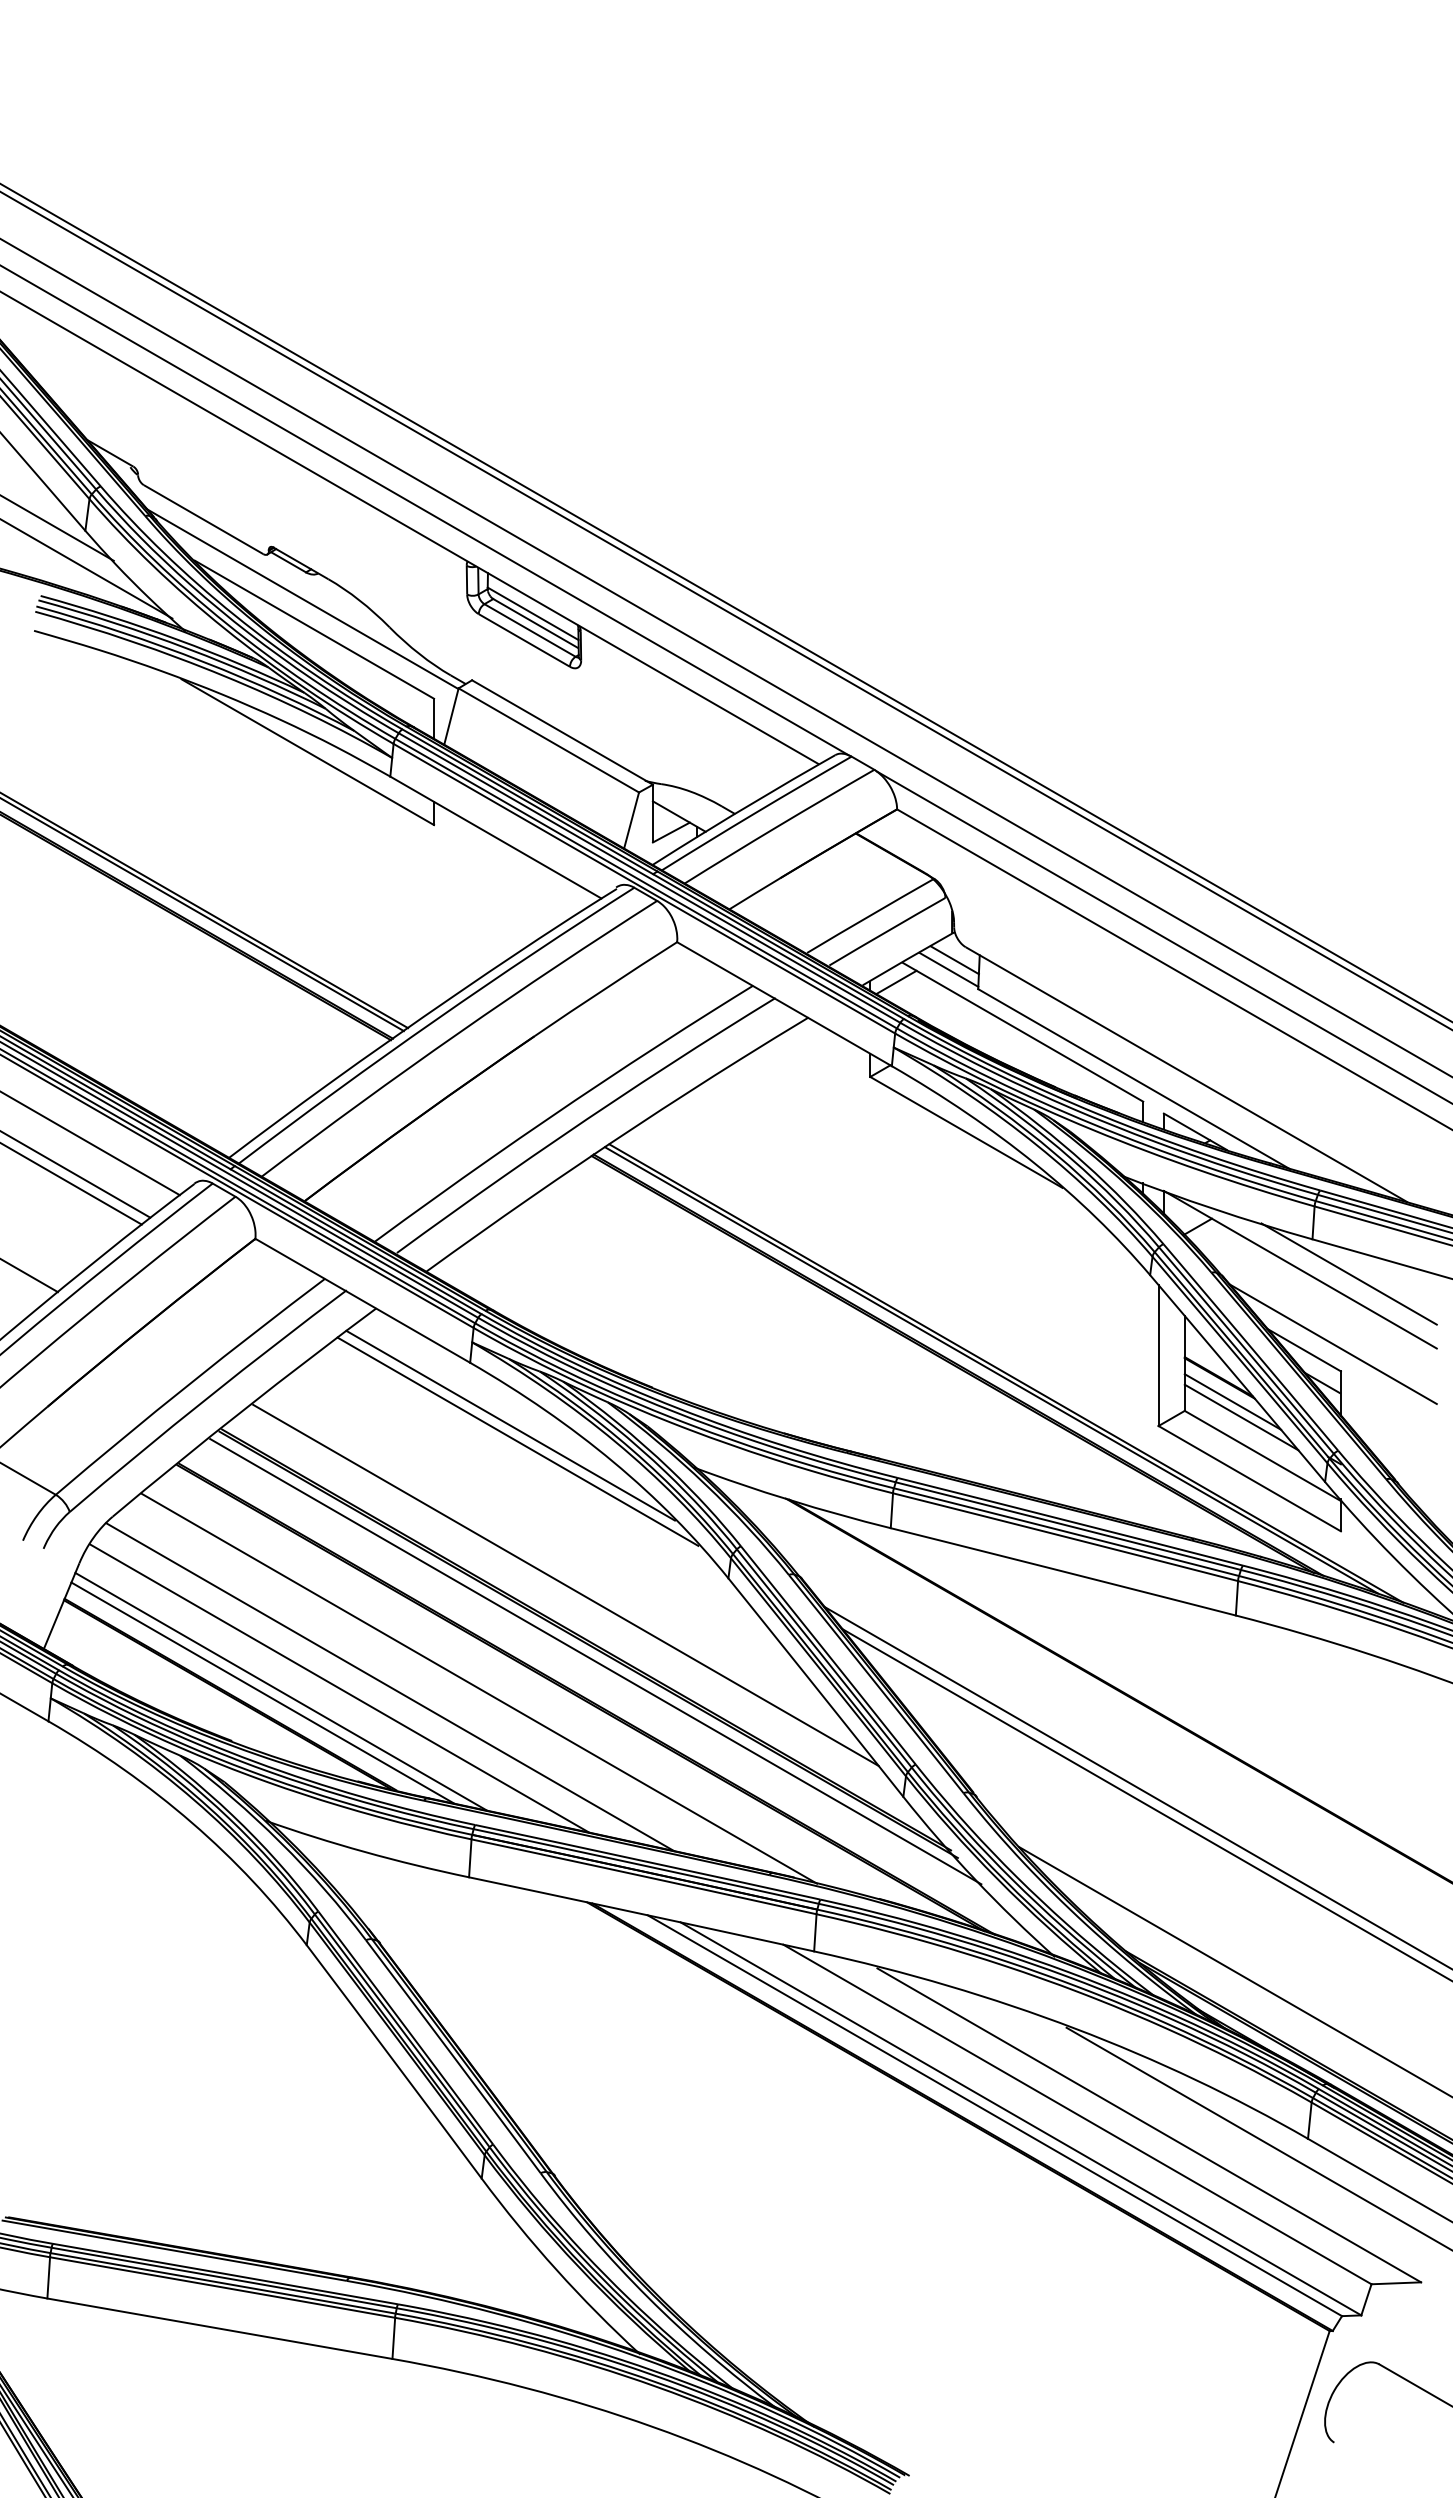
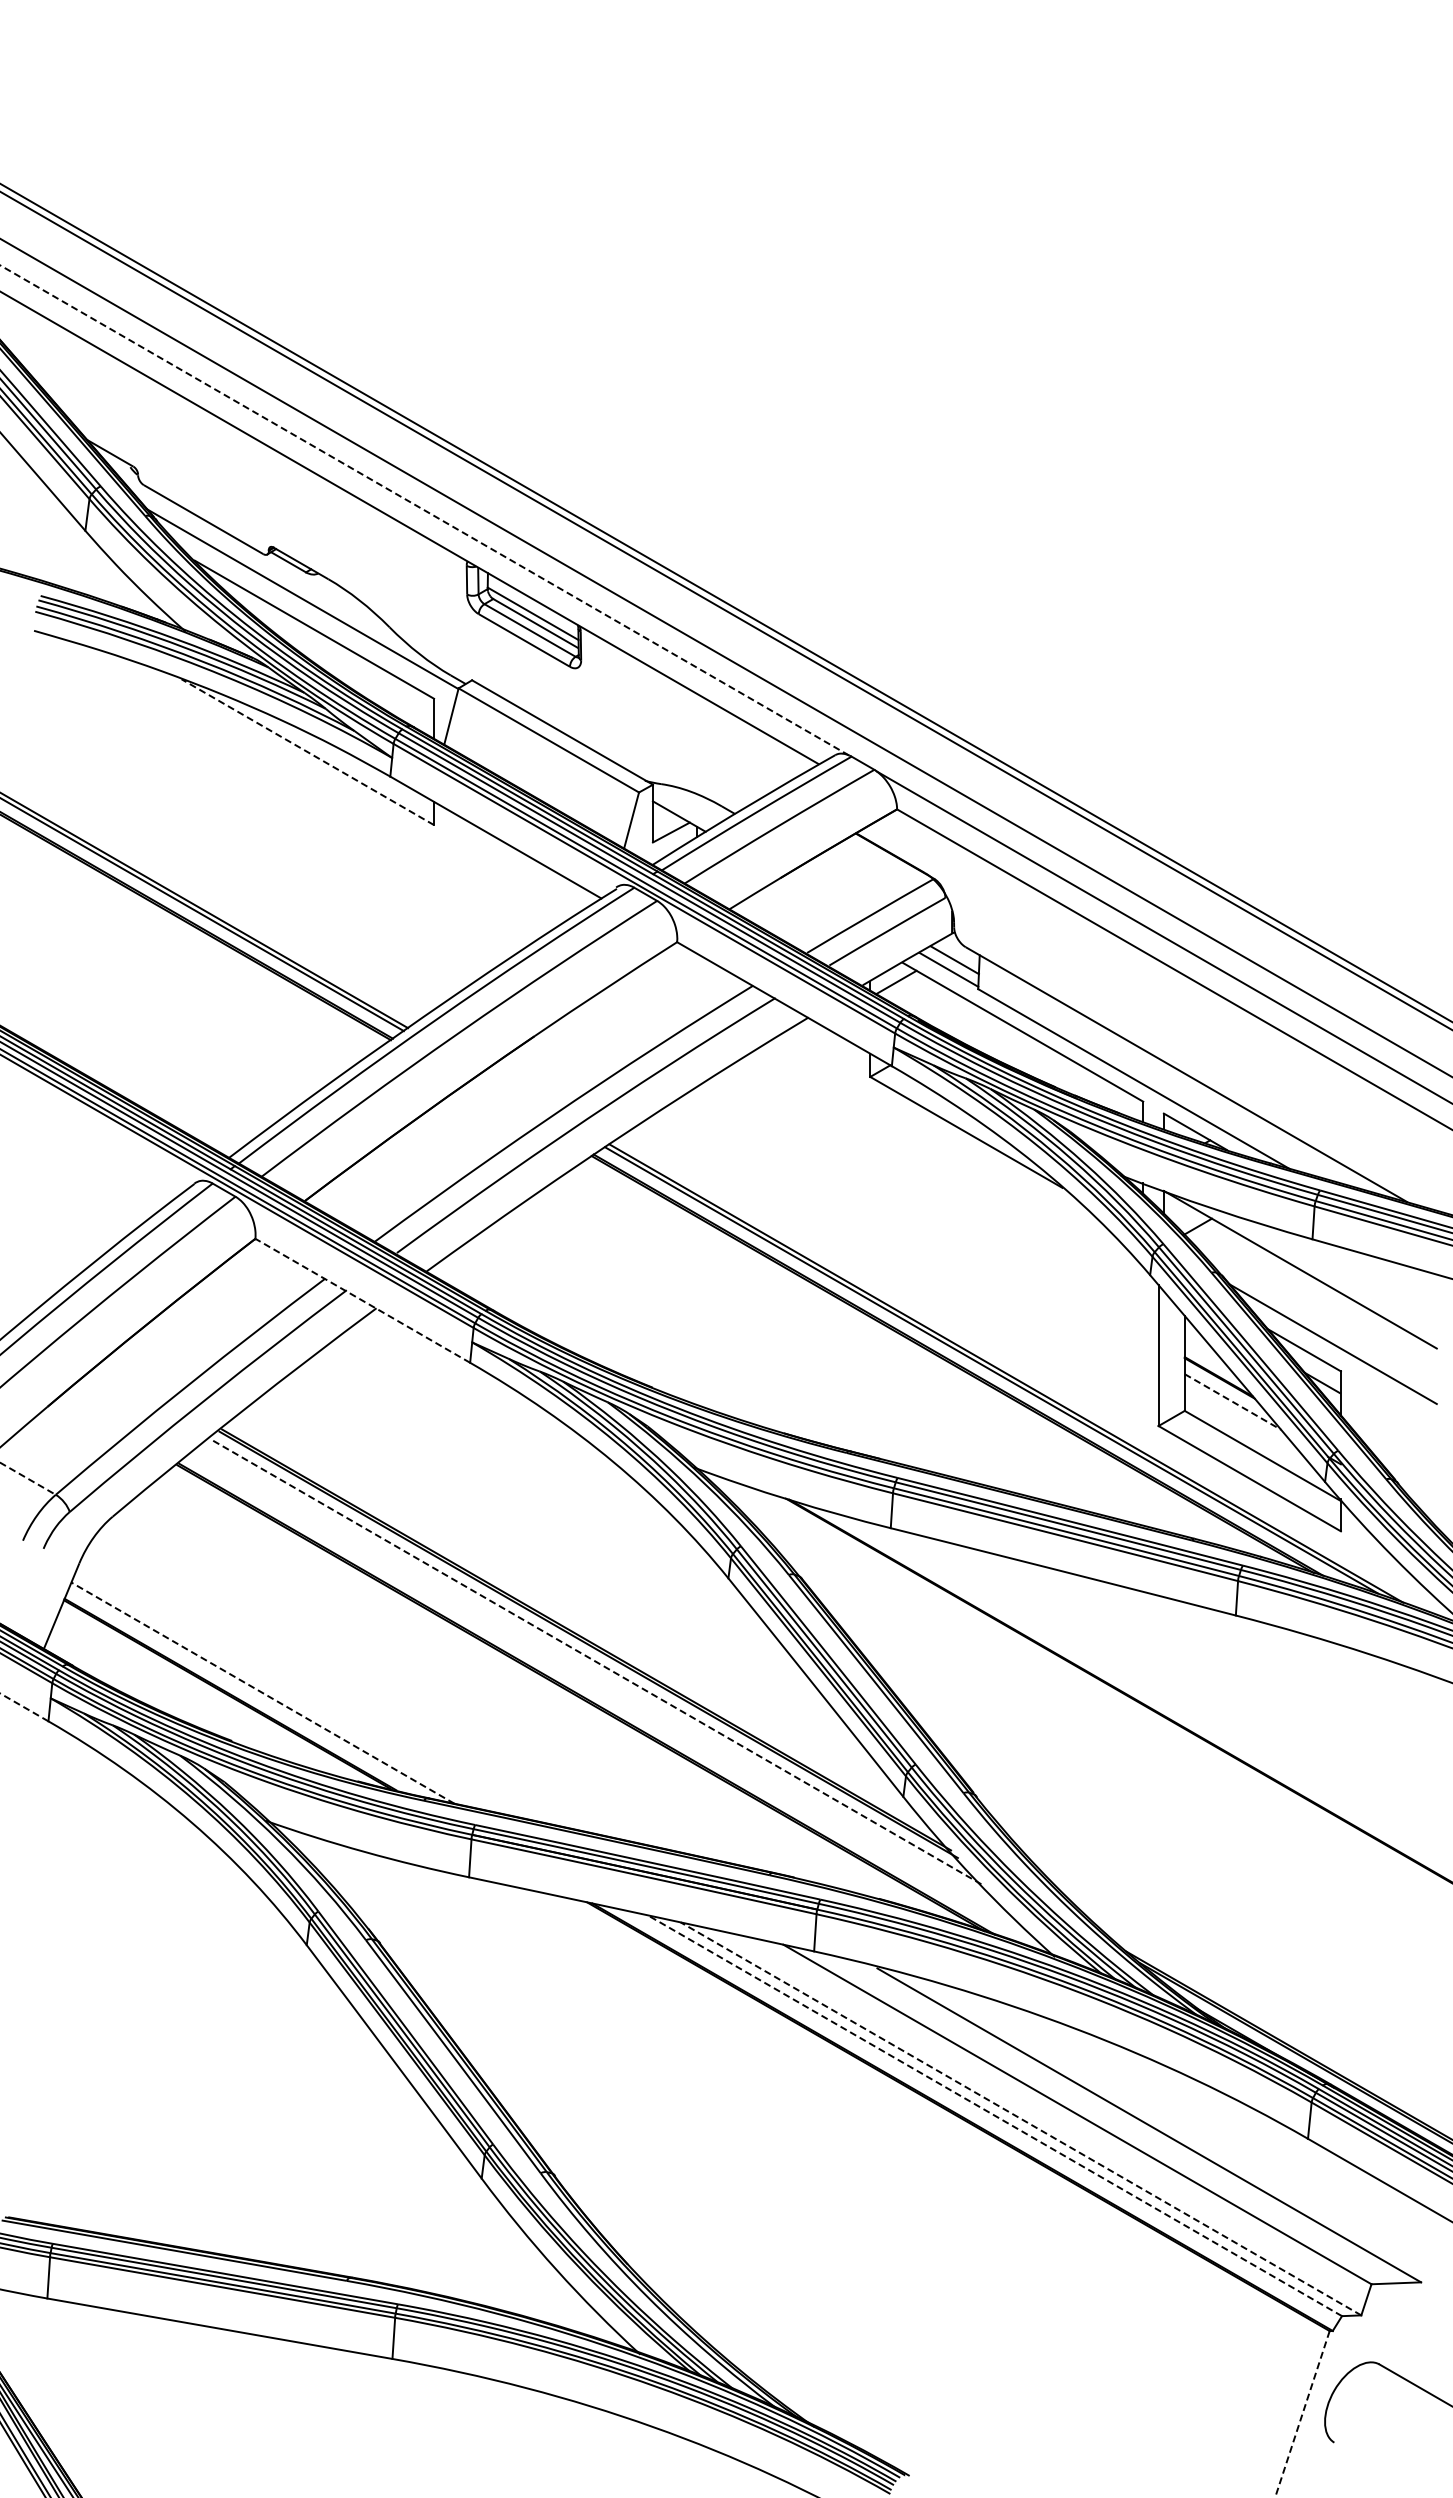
line: solid -> dashed (424, 510)
line: present -> none (57, 528)
line: present -> none (87, 569)
line: solid -> dashed (307, 752)
line: present -> none (90, 1143)
line: present -> none (76, 1174)
line: present -> none (71, 1184)
line: present -> none (1348, 1273)
line: present -> none (29, 1276)
line: solid -> dashed (362, 1300)
line: solid -> dashed (1232, 1401)
line: present -> none (1241, 1417)
line: present -> none (510, 1425)
line: present -> none (517, 1441)
line: solid -> dashed (28, 1478)
line: present -> none (565, 1584)
line: solid -> dashed (595, 1661)
line: present -> none (390, 1687)
line: present -> none (339, 1688)
line: present -> none (479, 1688)
line: present -> none (281, 1691)
line: solid -> dashed (262, 1692)
line: solid -> dashed (24, 1707)
line: present -> none (1136, 1786)
line: present -> none (1145, 1803)
line: present -> none (1234, 1971)
line: solid -> dashed (994, 2115)
line: solid -> dashed (1020, 2118)
line: present -> none (1257, 2138)
line: solid -> dashed (1302, 2414)
